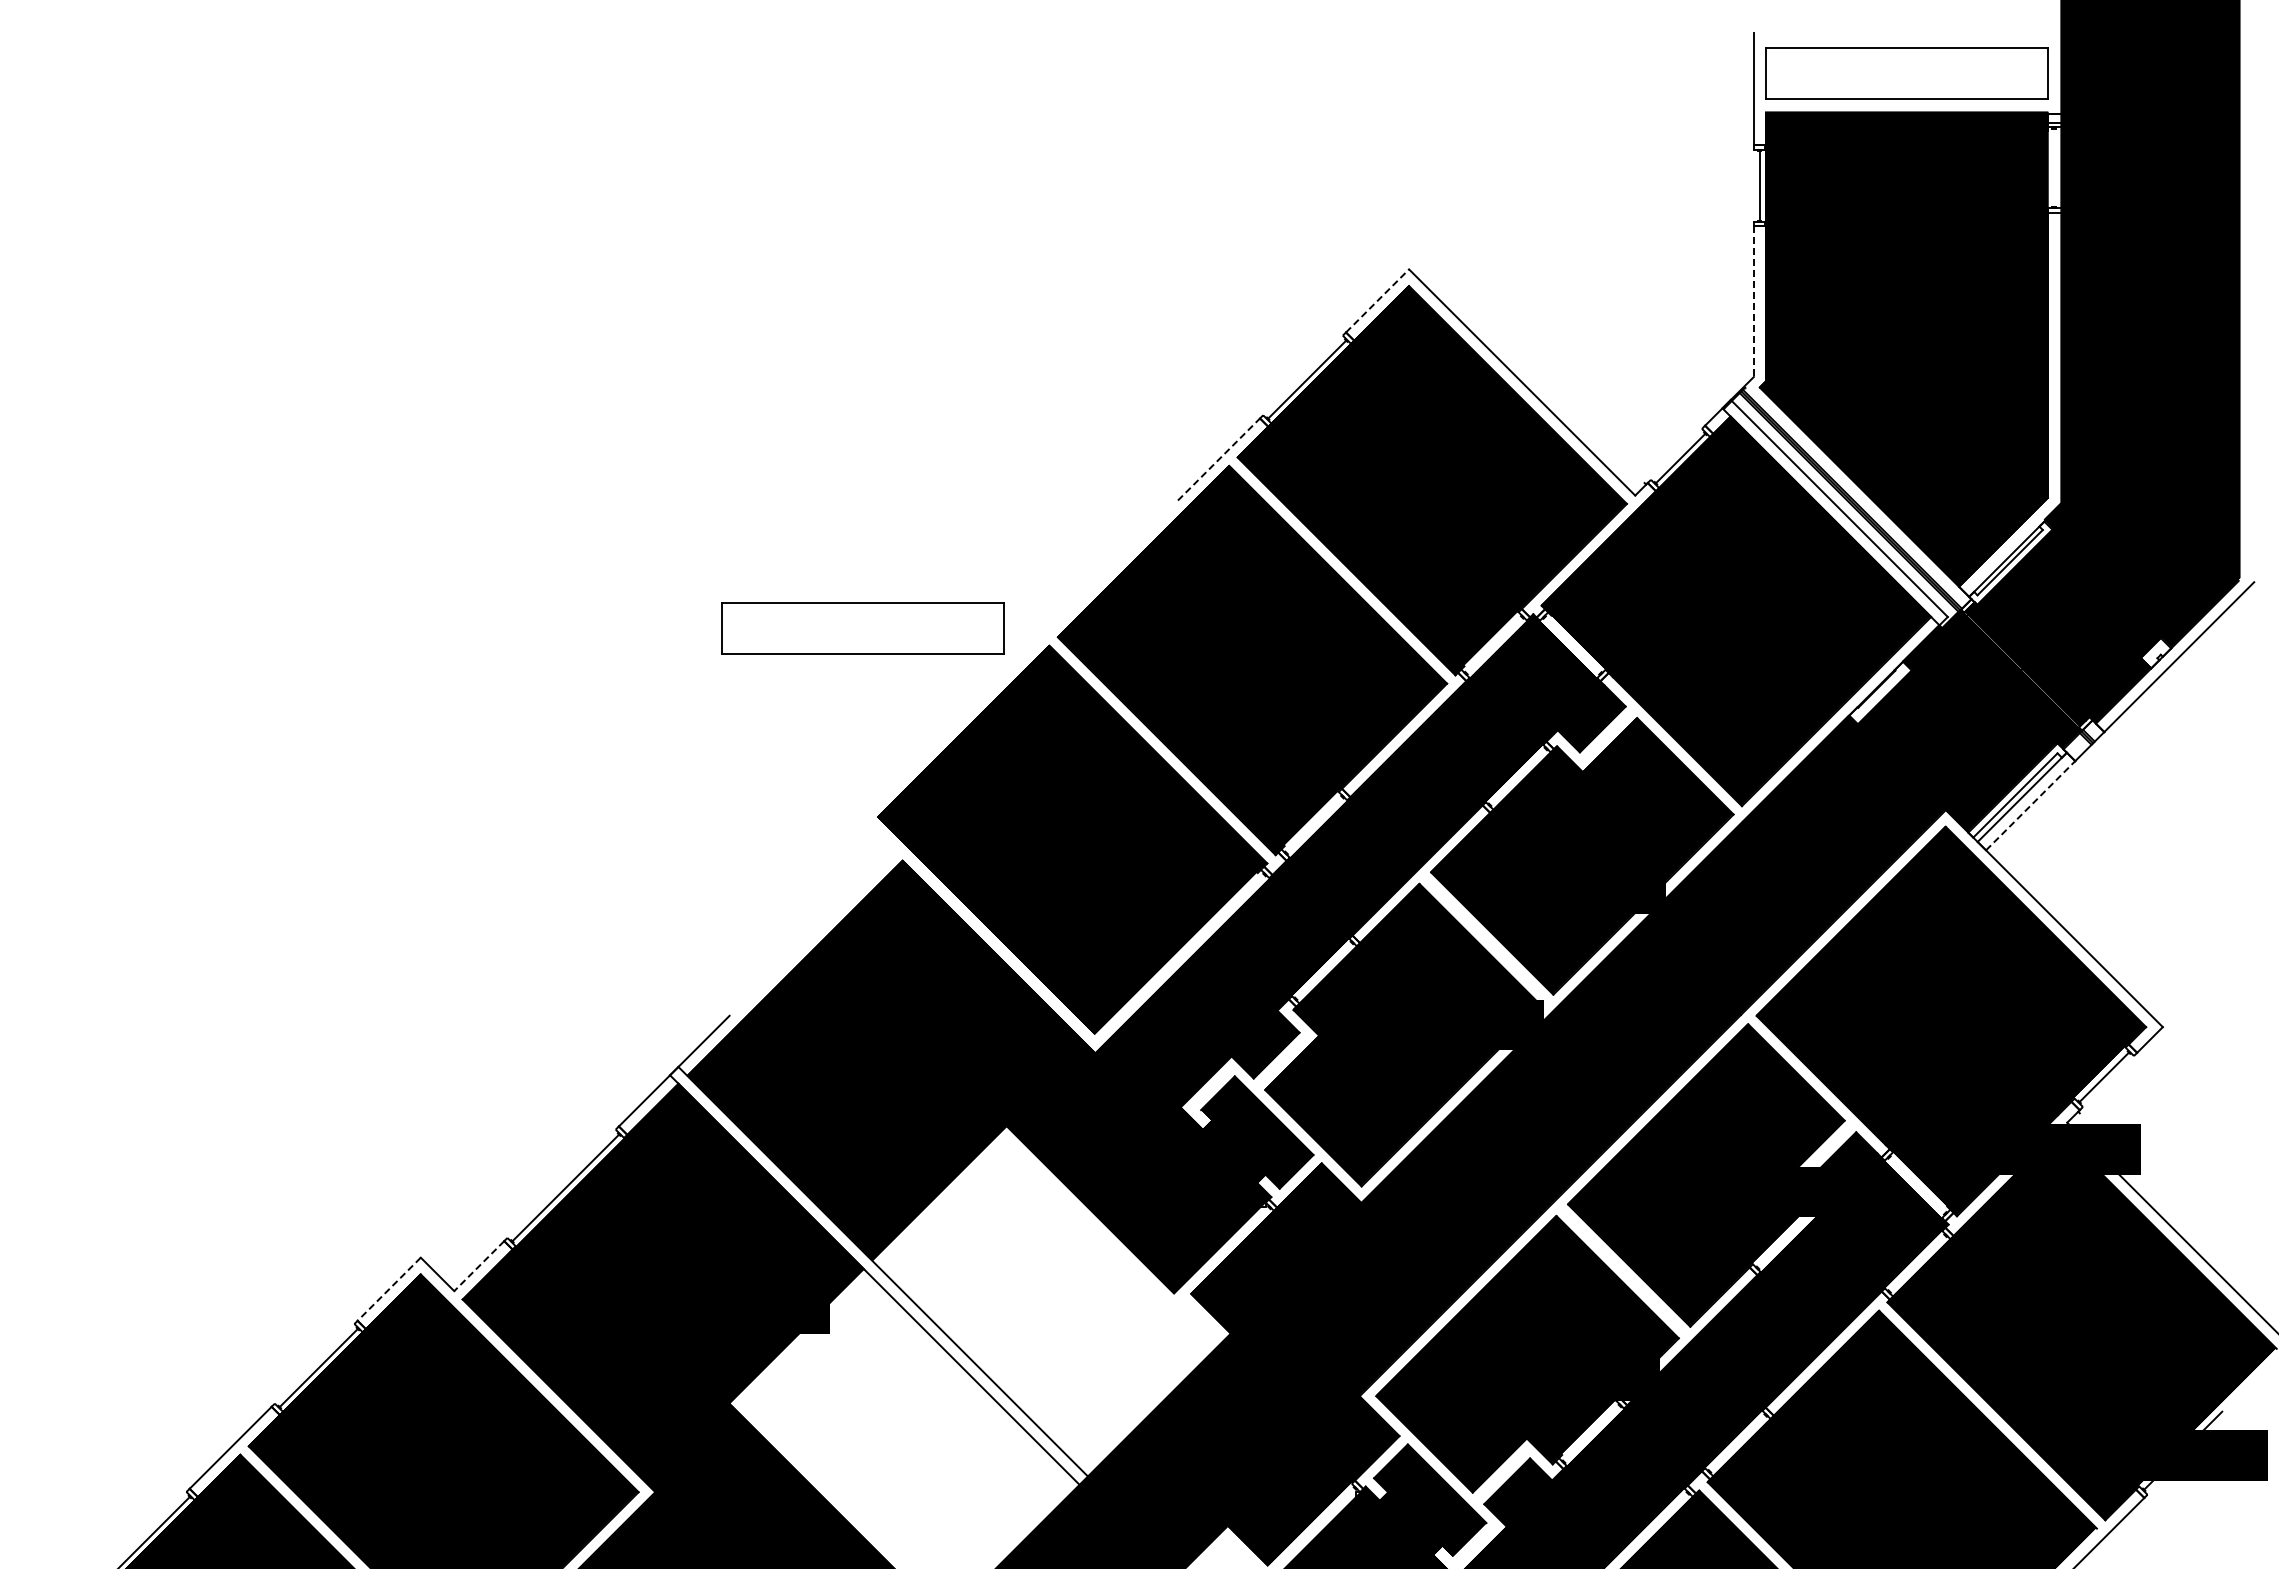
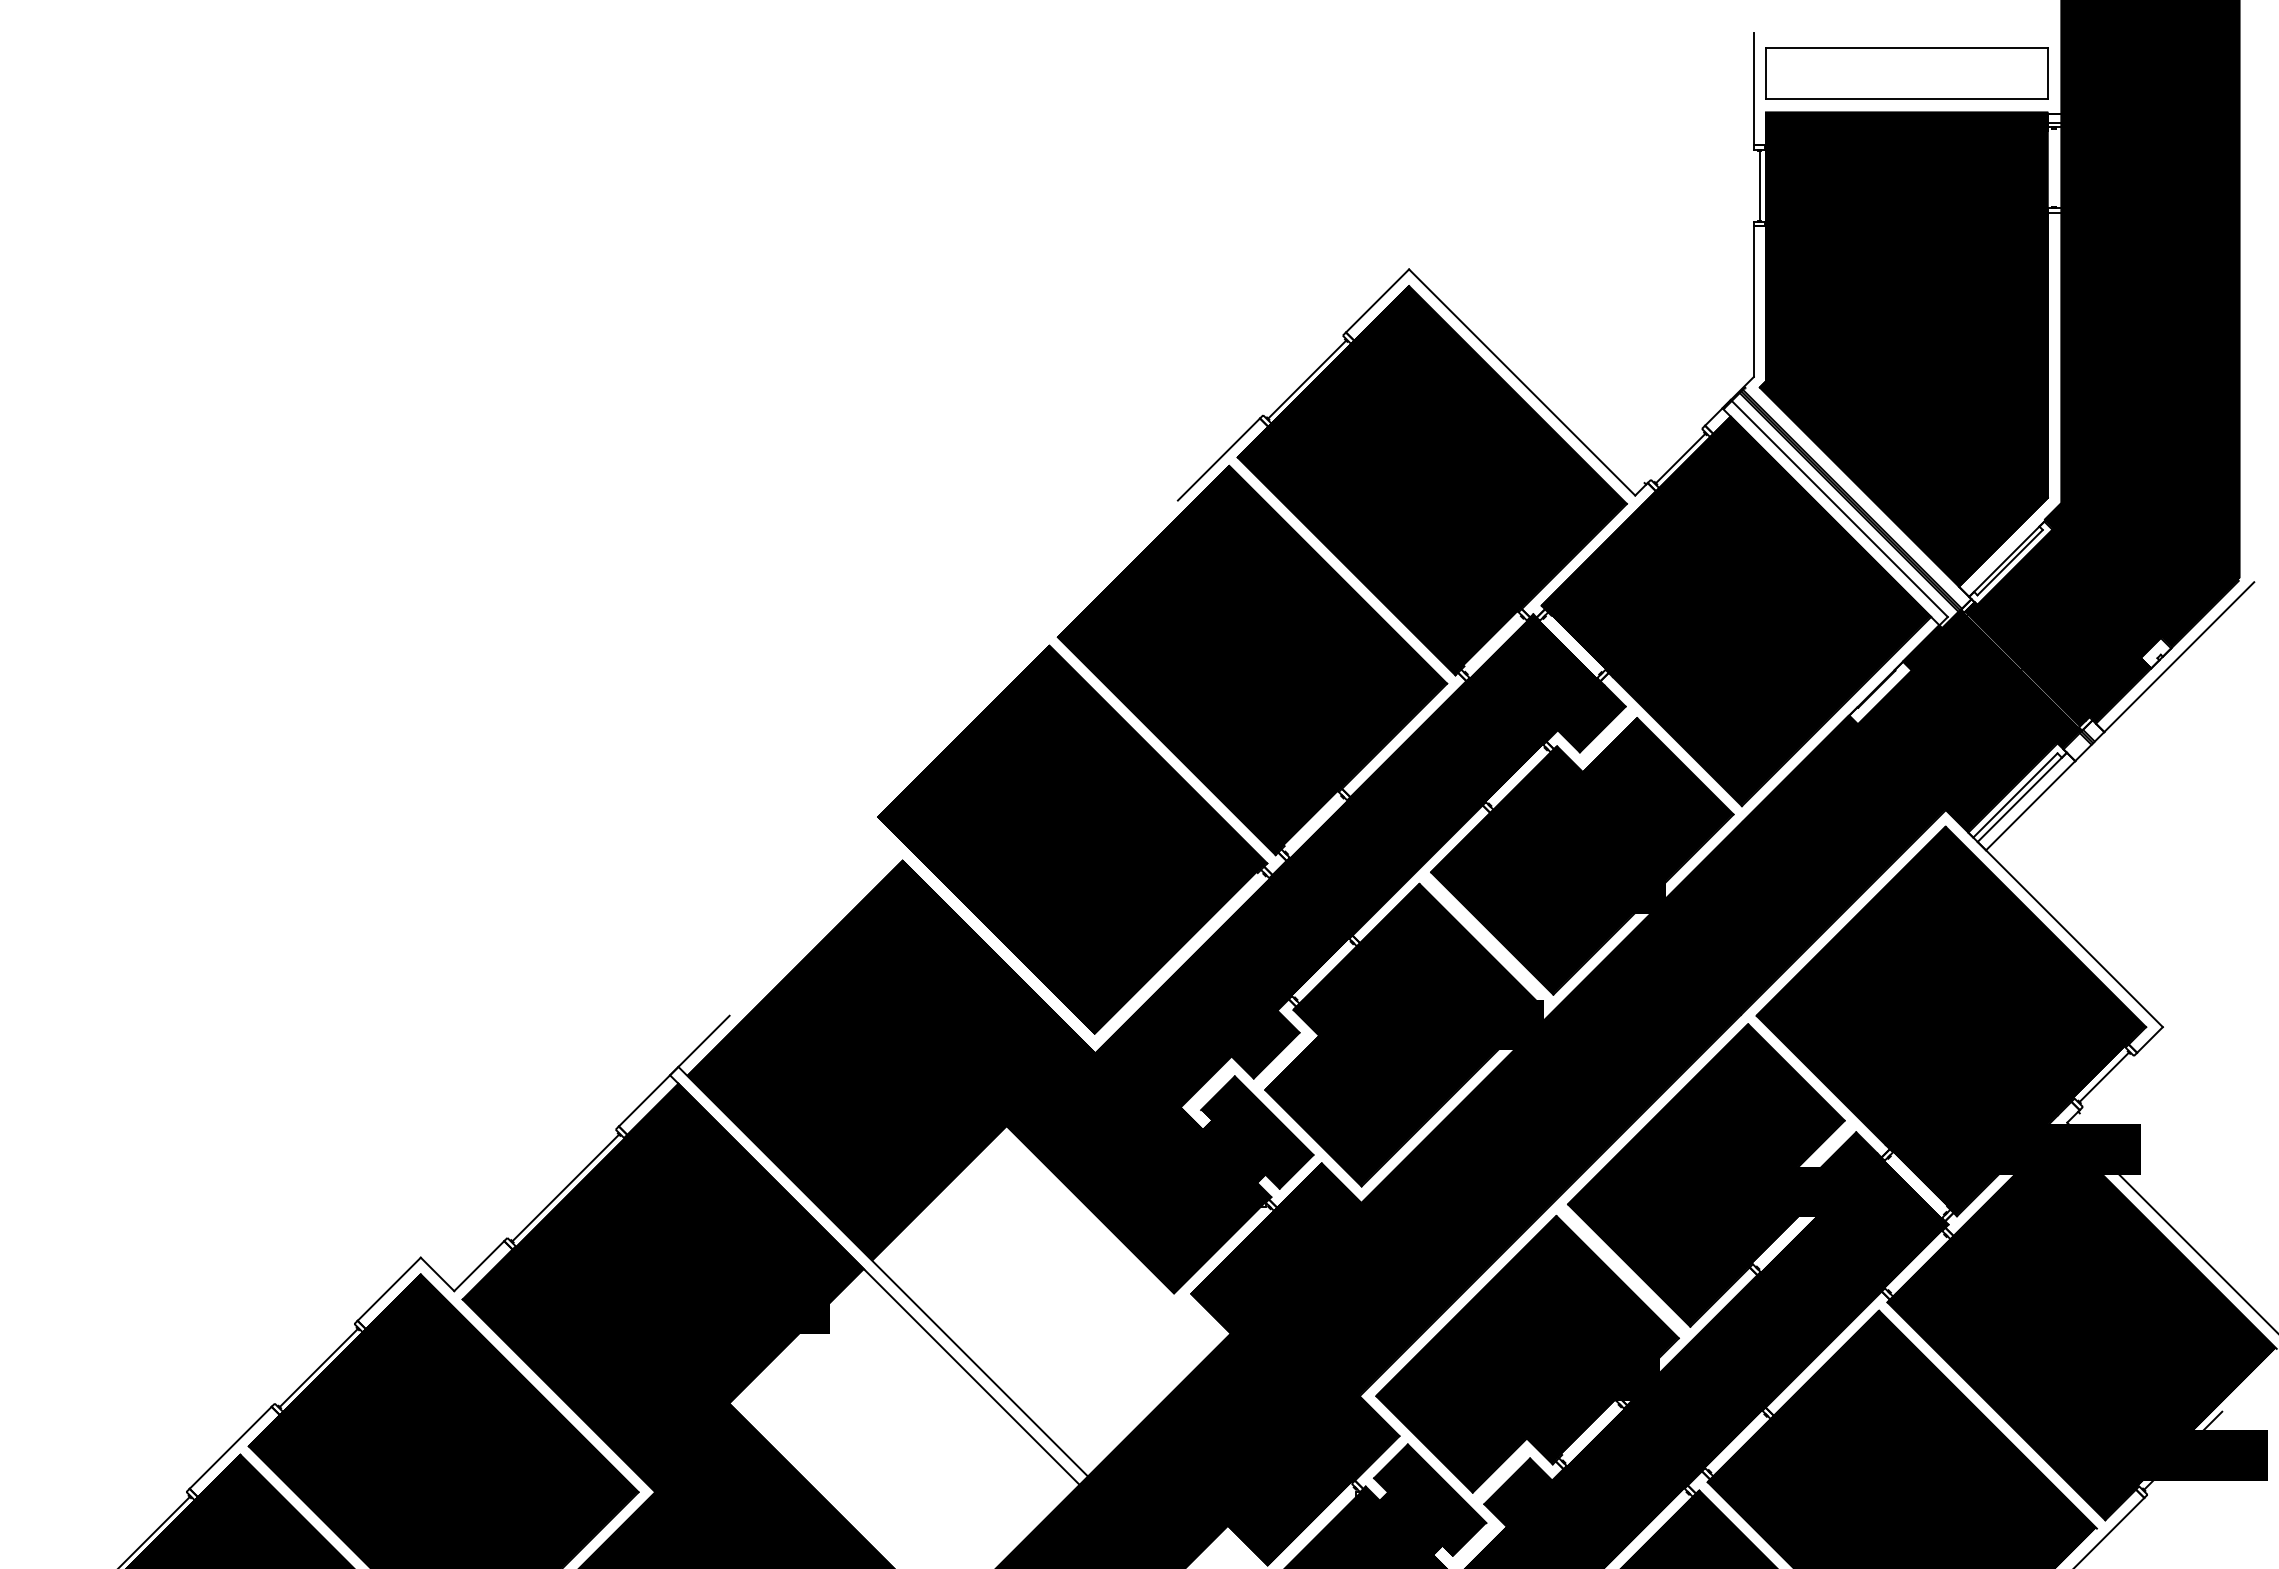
line: dashed -> solid (1377, 300)
line: dashed -> solid (1753, 302)
line: dashed -> solid (1219, 459)
part: present -> none (862, 628)
line: dashed -> solid (2031, 805)
line: dashed -> solid (478, 1266)
line: dashed -> solid (389, 1289)
